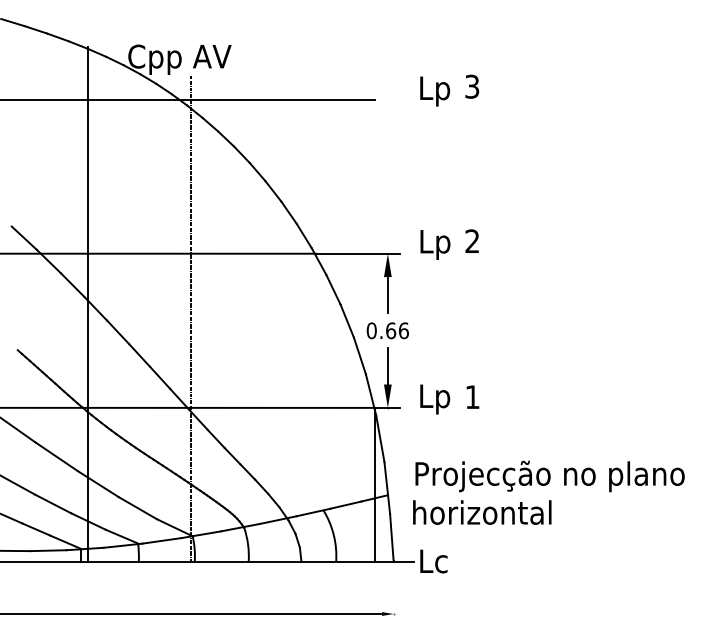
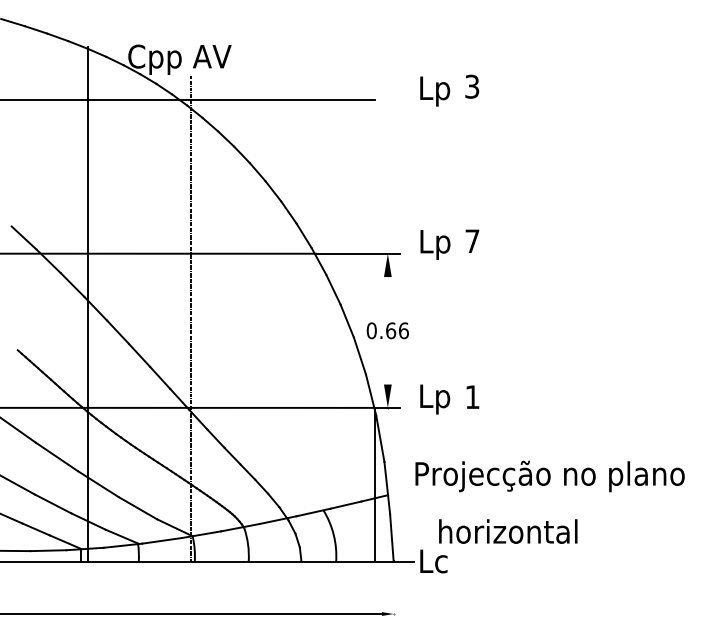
text: 2 -> 7 (472, 240)
line: present -> none (387, 295)
line: present -> none (387, 366)
text position: (482, 512) -> (508, 531) (508, 531)
